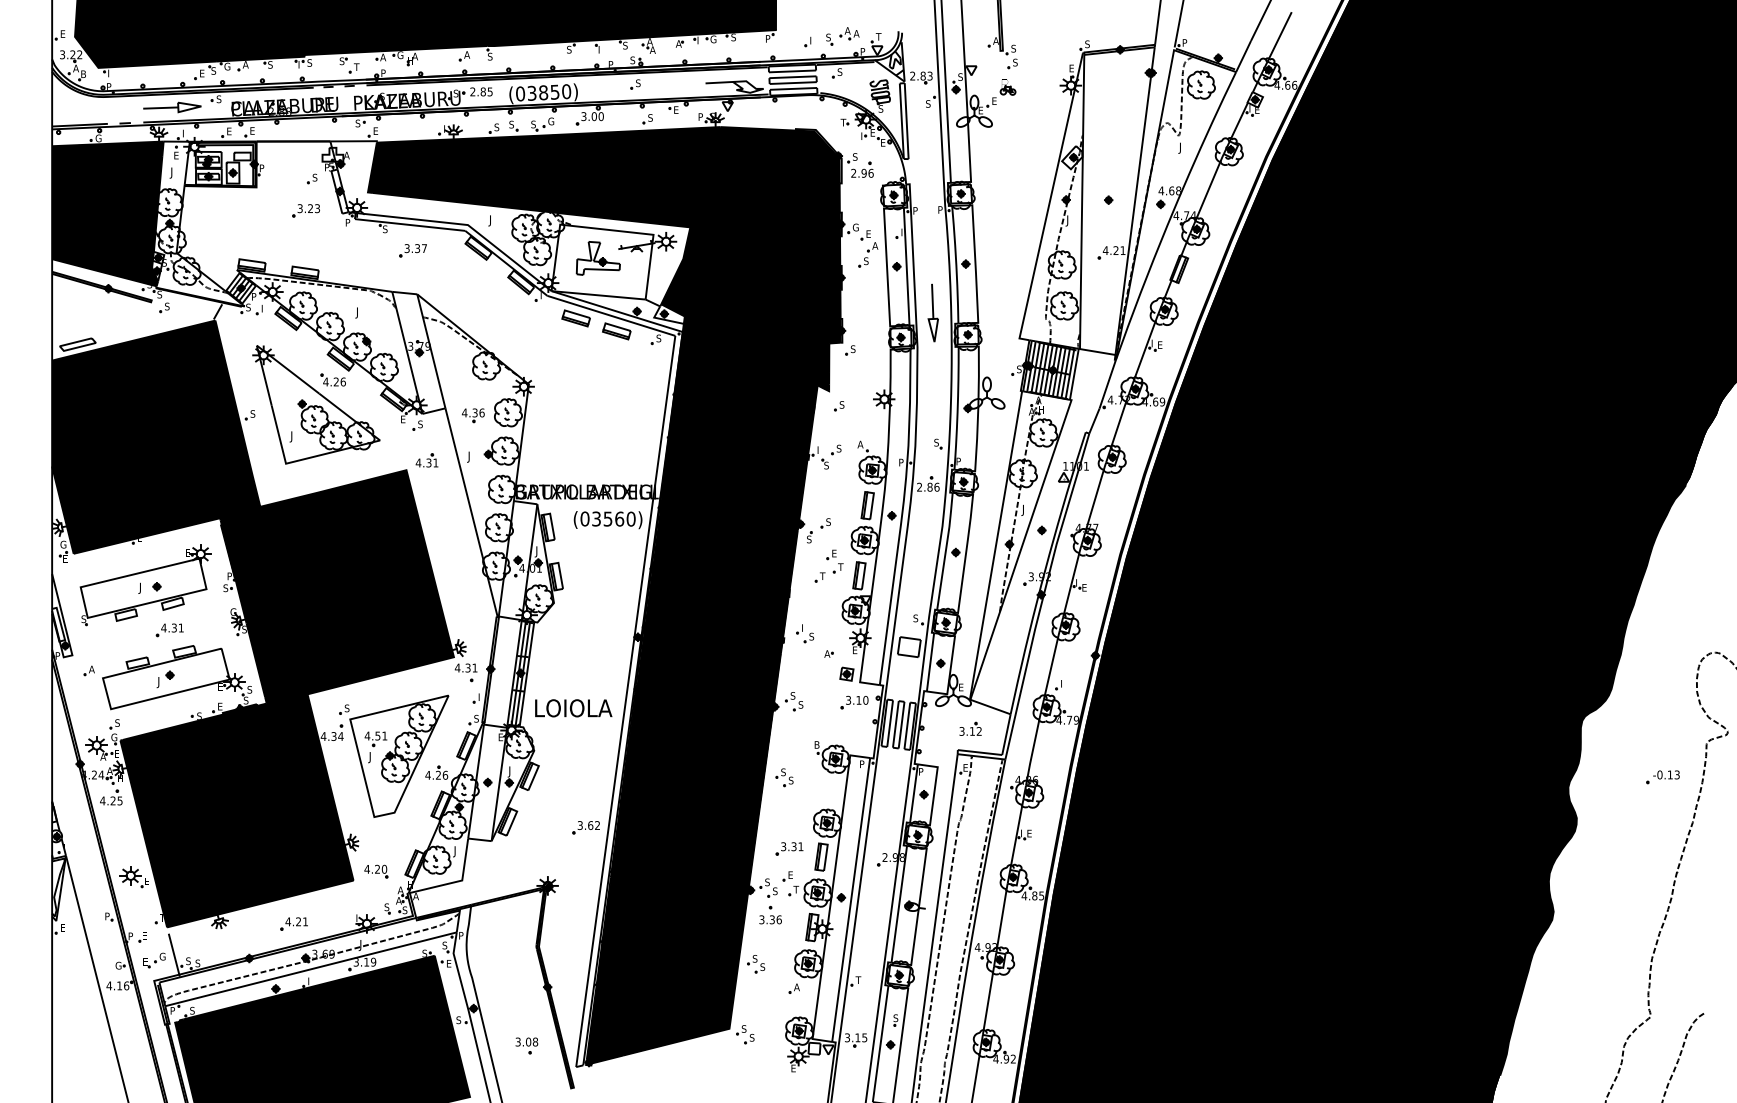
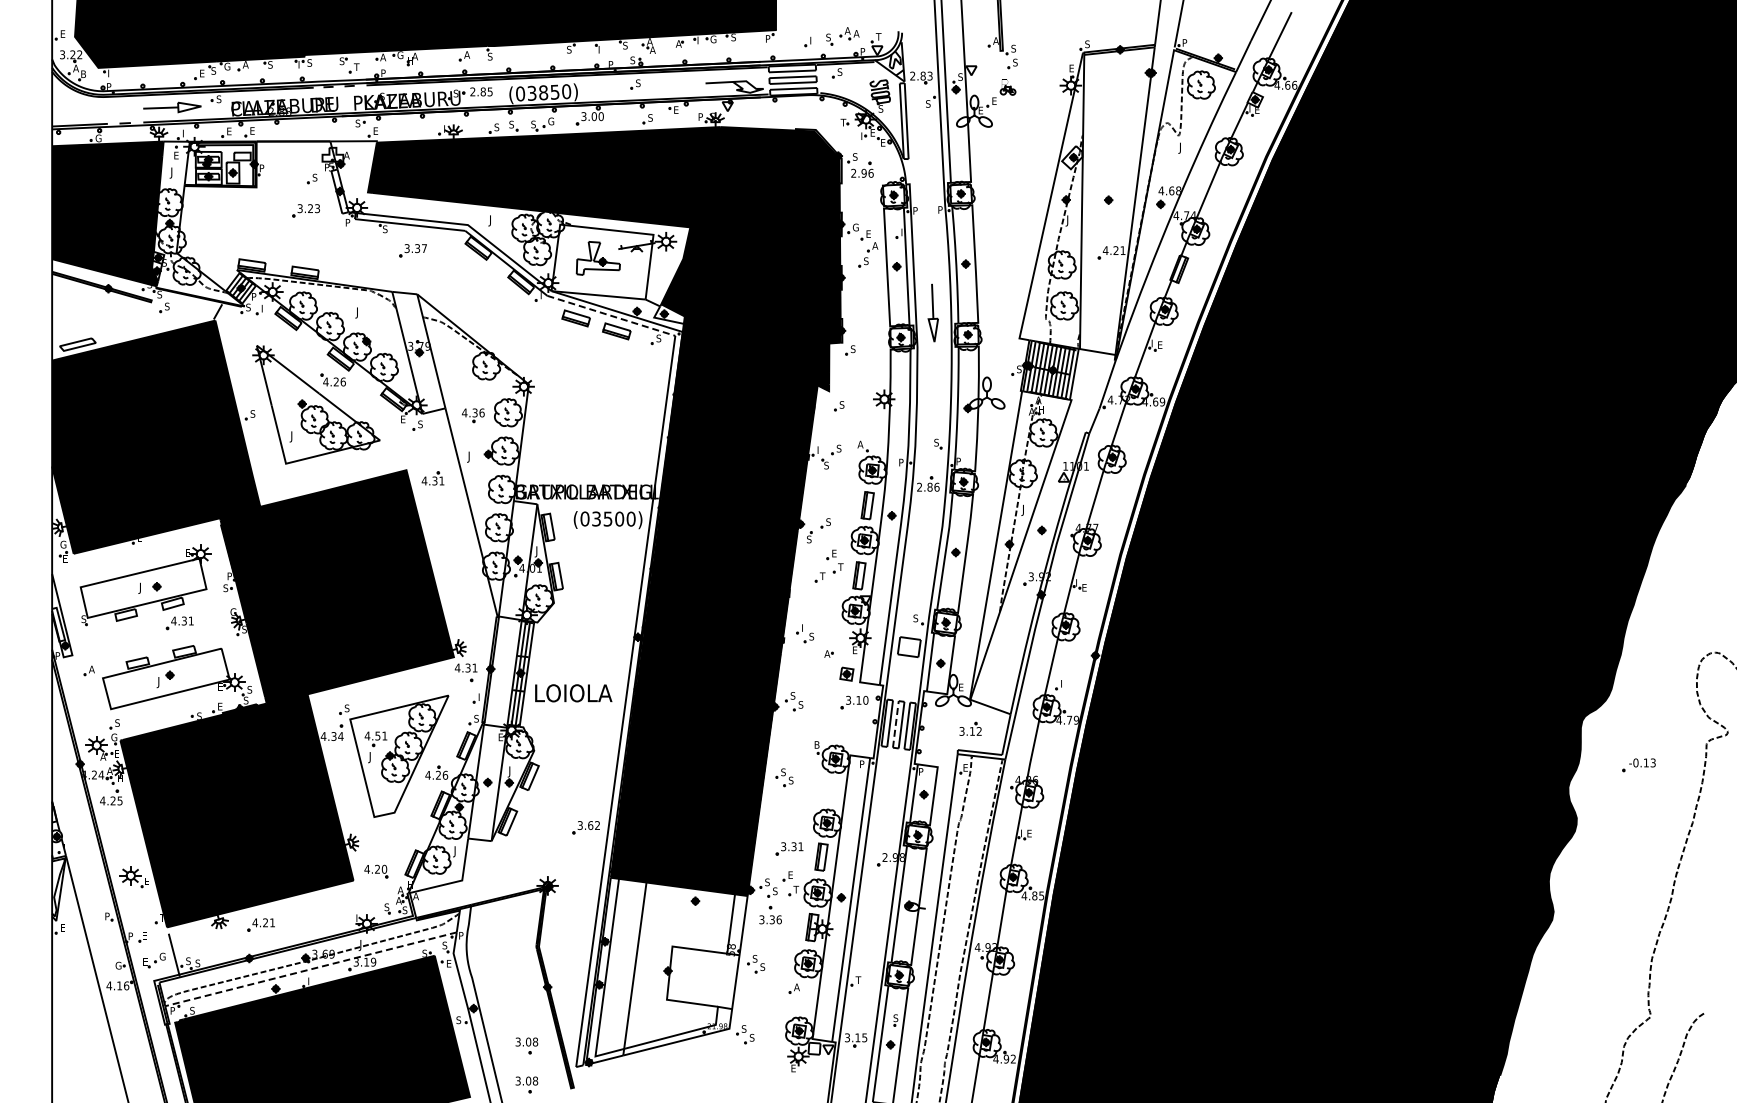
line: solid -> dashed (611, 316)
part position: (426, 460) -> (432, 478) (432, 478)
text: (03560) -> (03500) (619, 518)
part position: (169, 630) -> (179, 623) (179, 623)
text position: (573, 708) -> (573, 693) (573, 693)
line: solid -> dashed (895, 723)
part position: (1662, 777) -> (1638, 765) (1638, 765)
part position: (293, 923) -> (260, 924) (260, 924)
line: solid -> dashed (310, 969)
fill: present -> none (666, 971)
part: none -> present (526, 1084)
